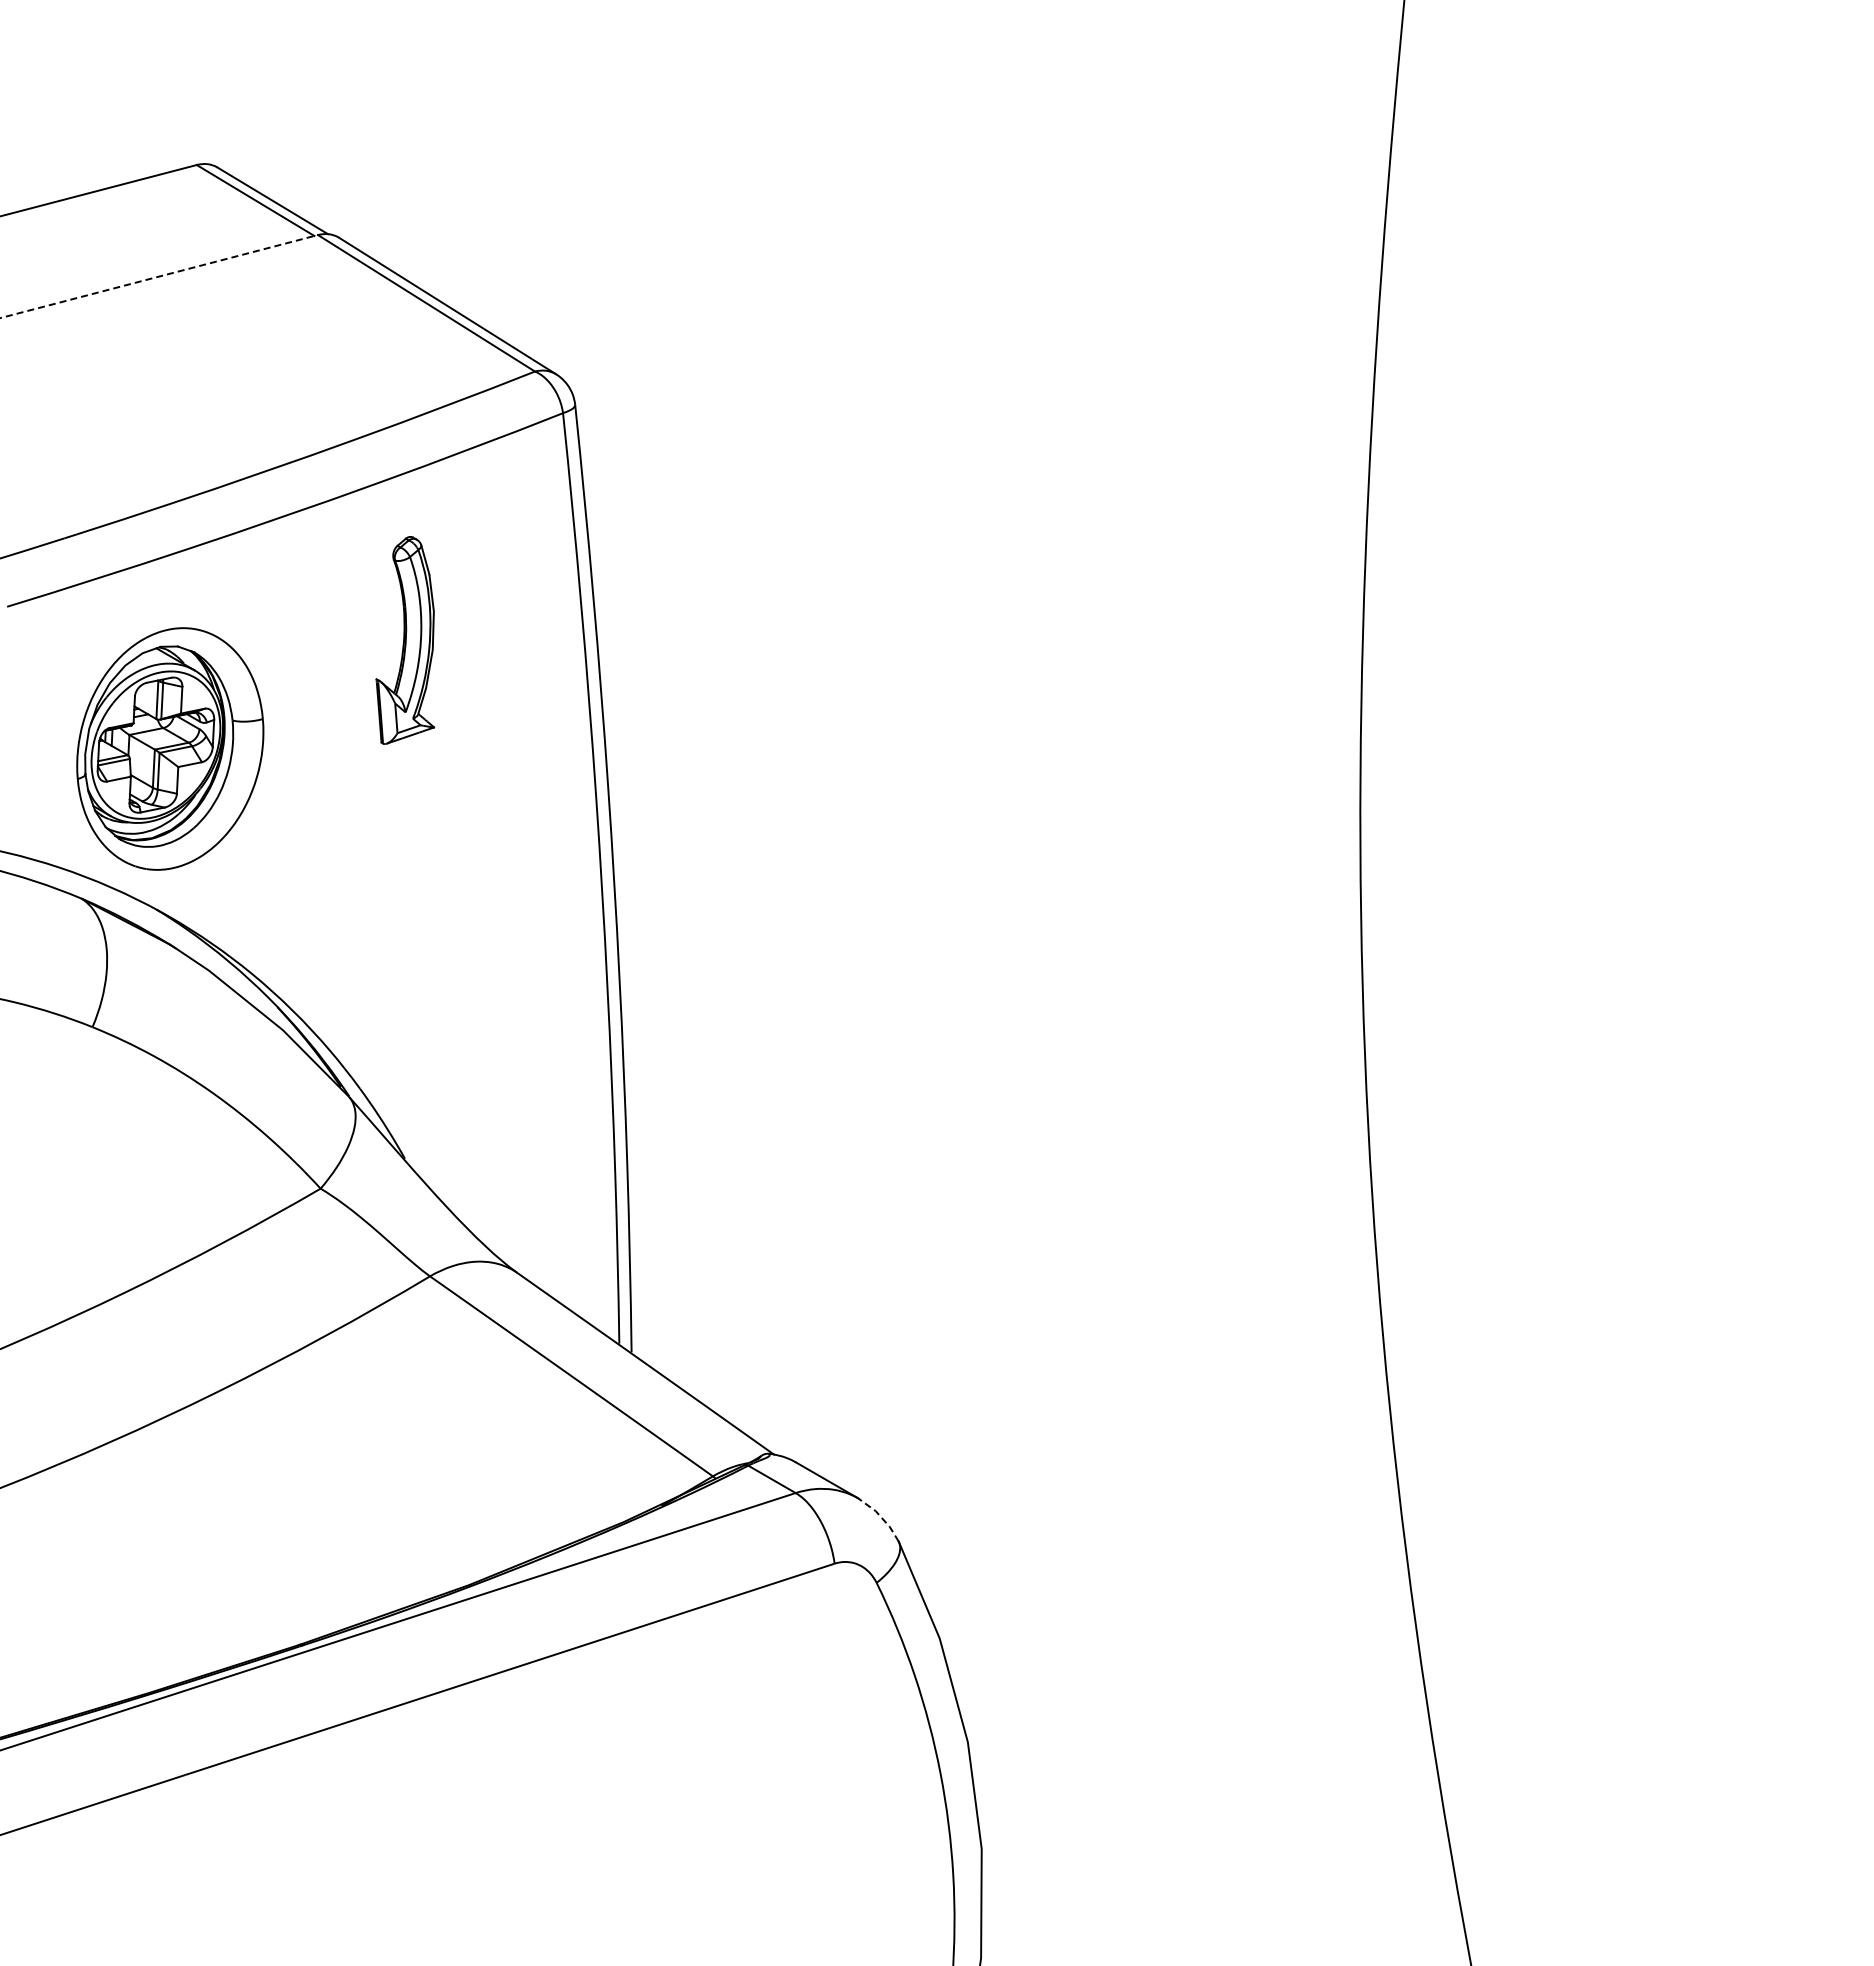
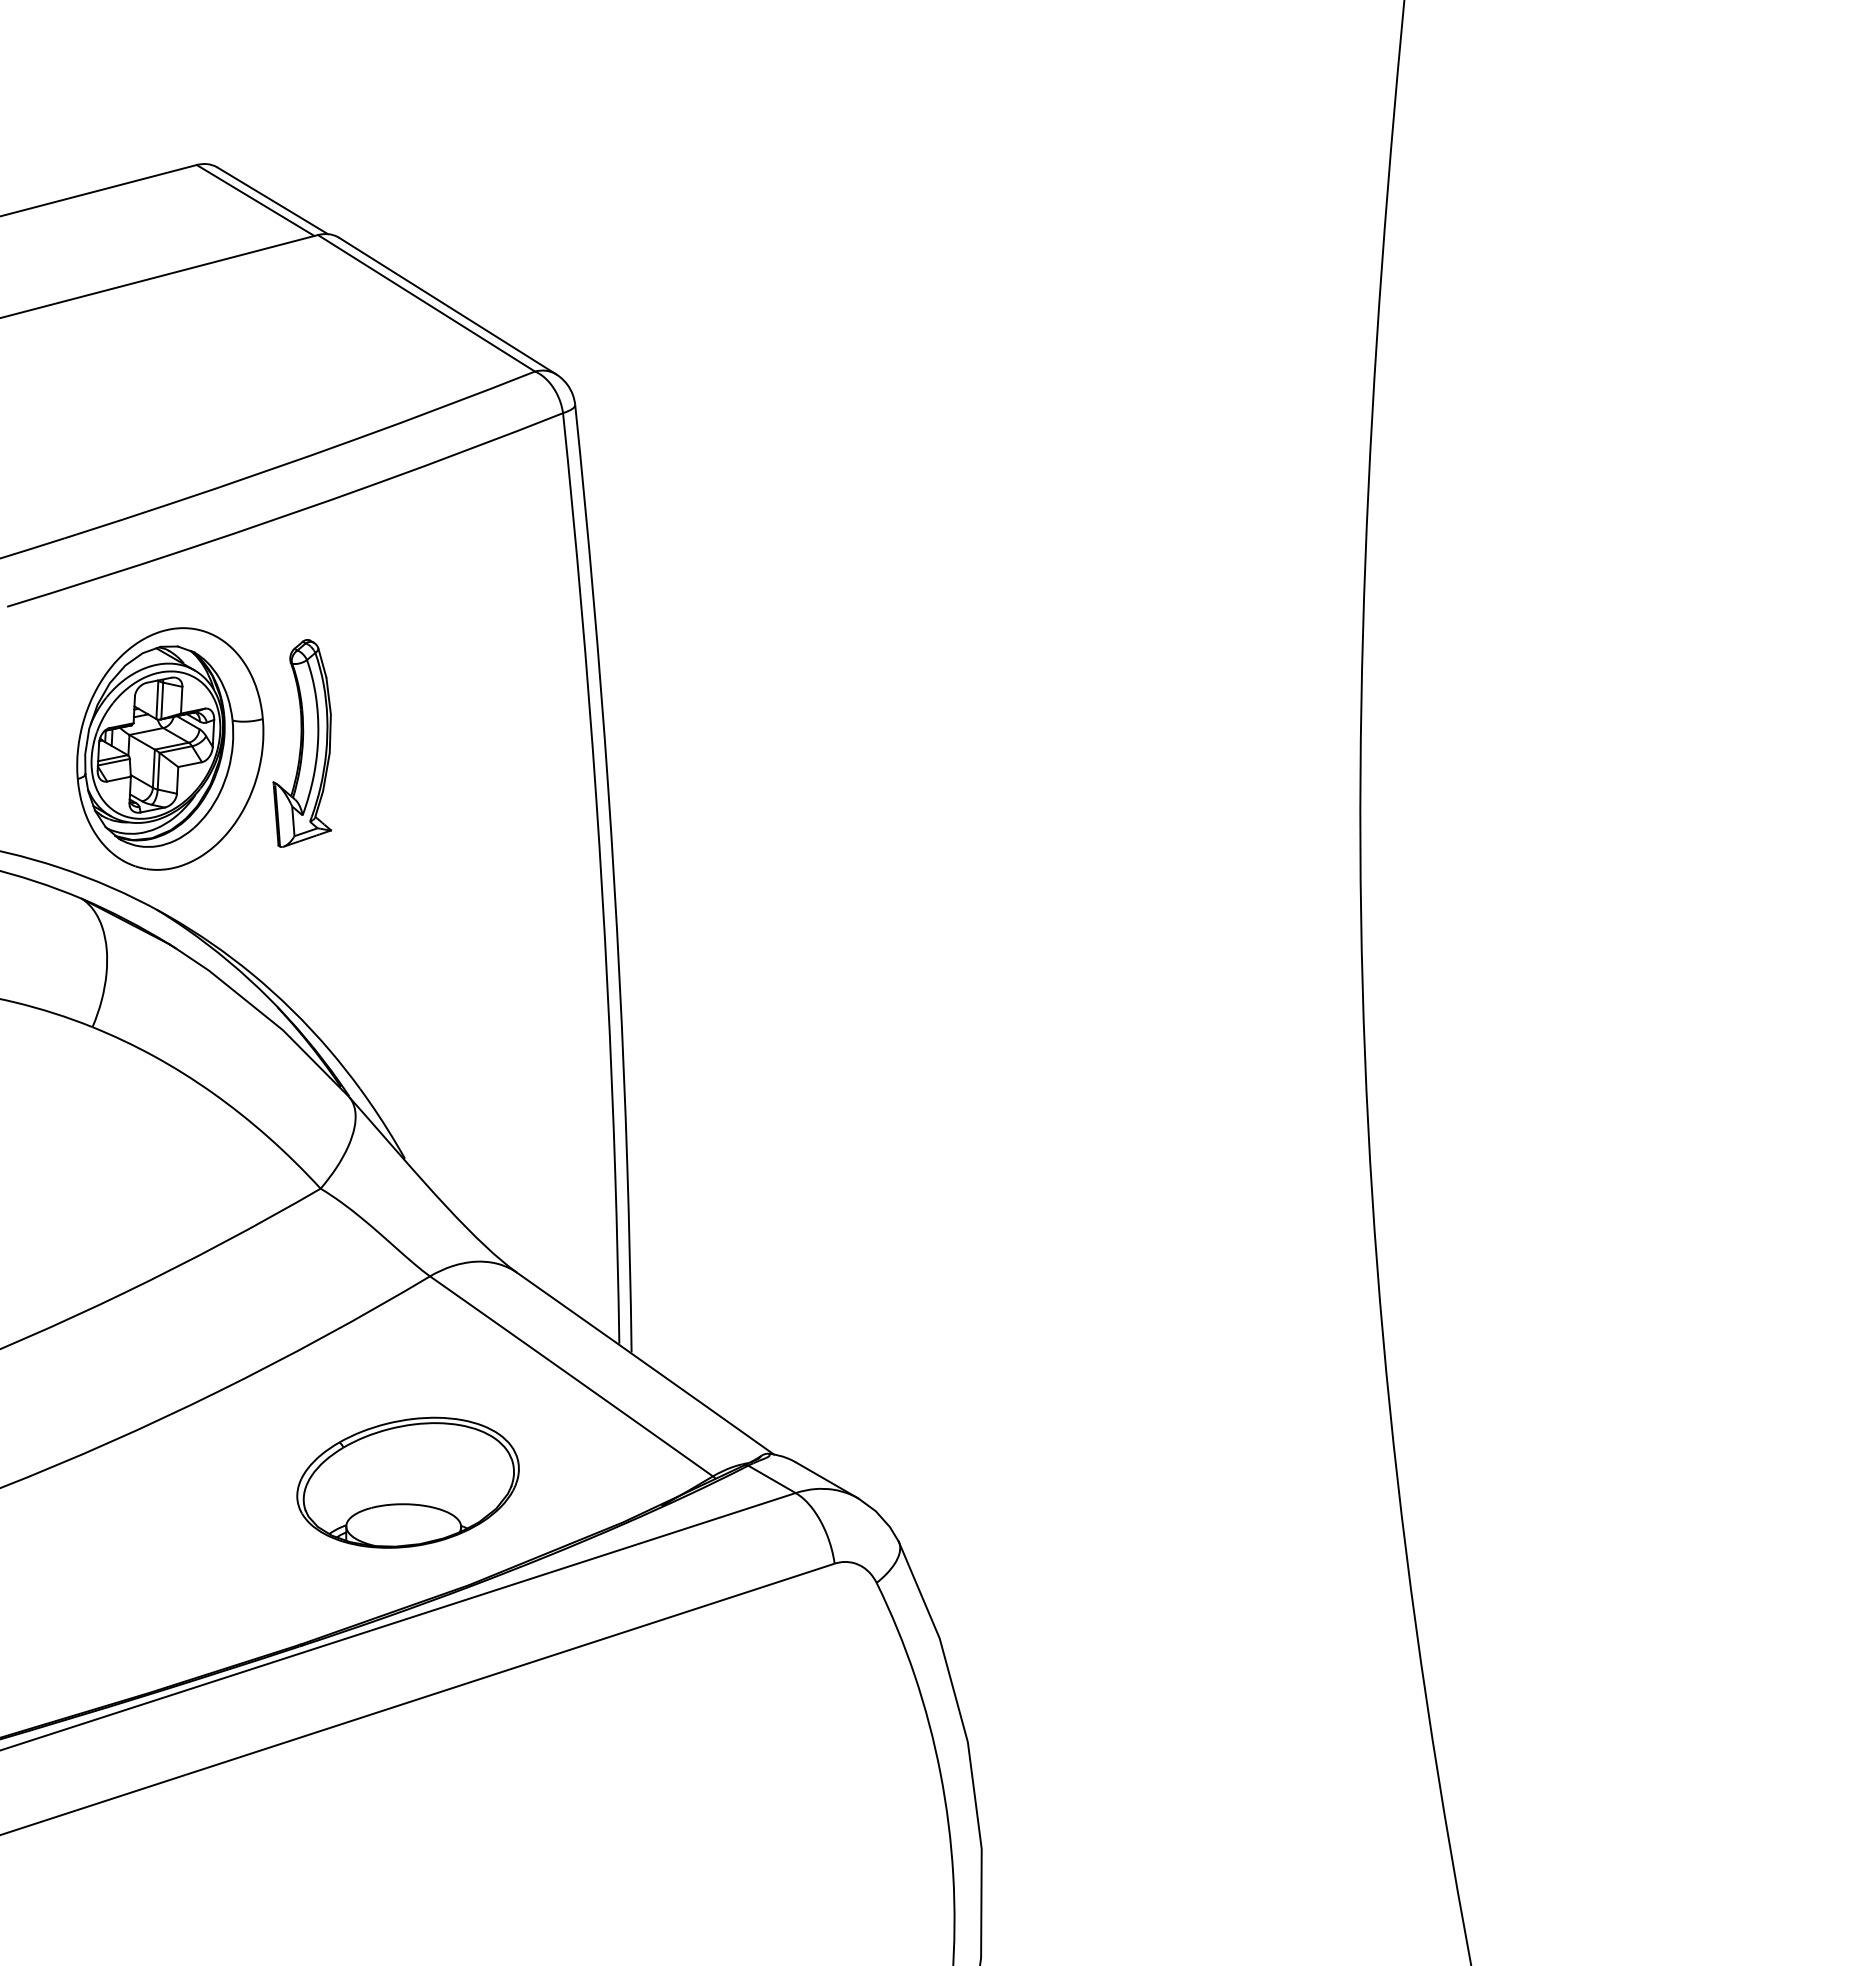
line: dashed -> solid (159, 276)
part position: (405, 640) -> (302, 743) (302, 743)
part: none -> present (407, 1482)
line: dashed -> solid (881, 1517)
